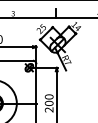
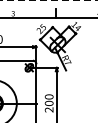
line: solid -> dashed (49, 0)
